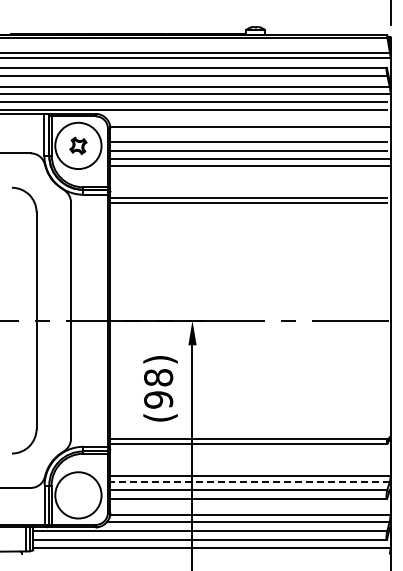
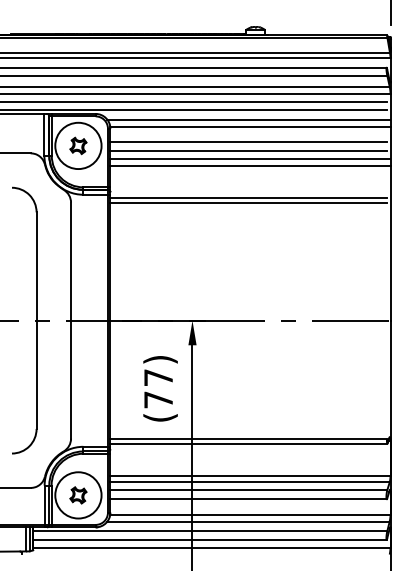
line: none -> present (248, 119)
text: (98) -> (77) (158, 388)
line: dashed -> solid (250, 482)
part: none -> present (78, 495)
